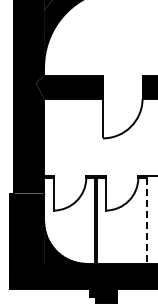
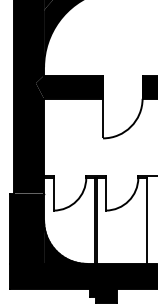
line: dashed -> solid (147, 221)
